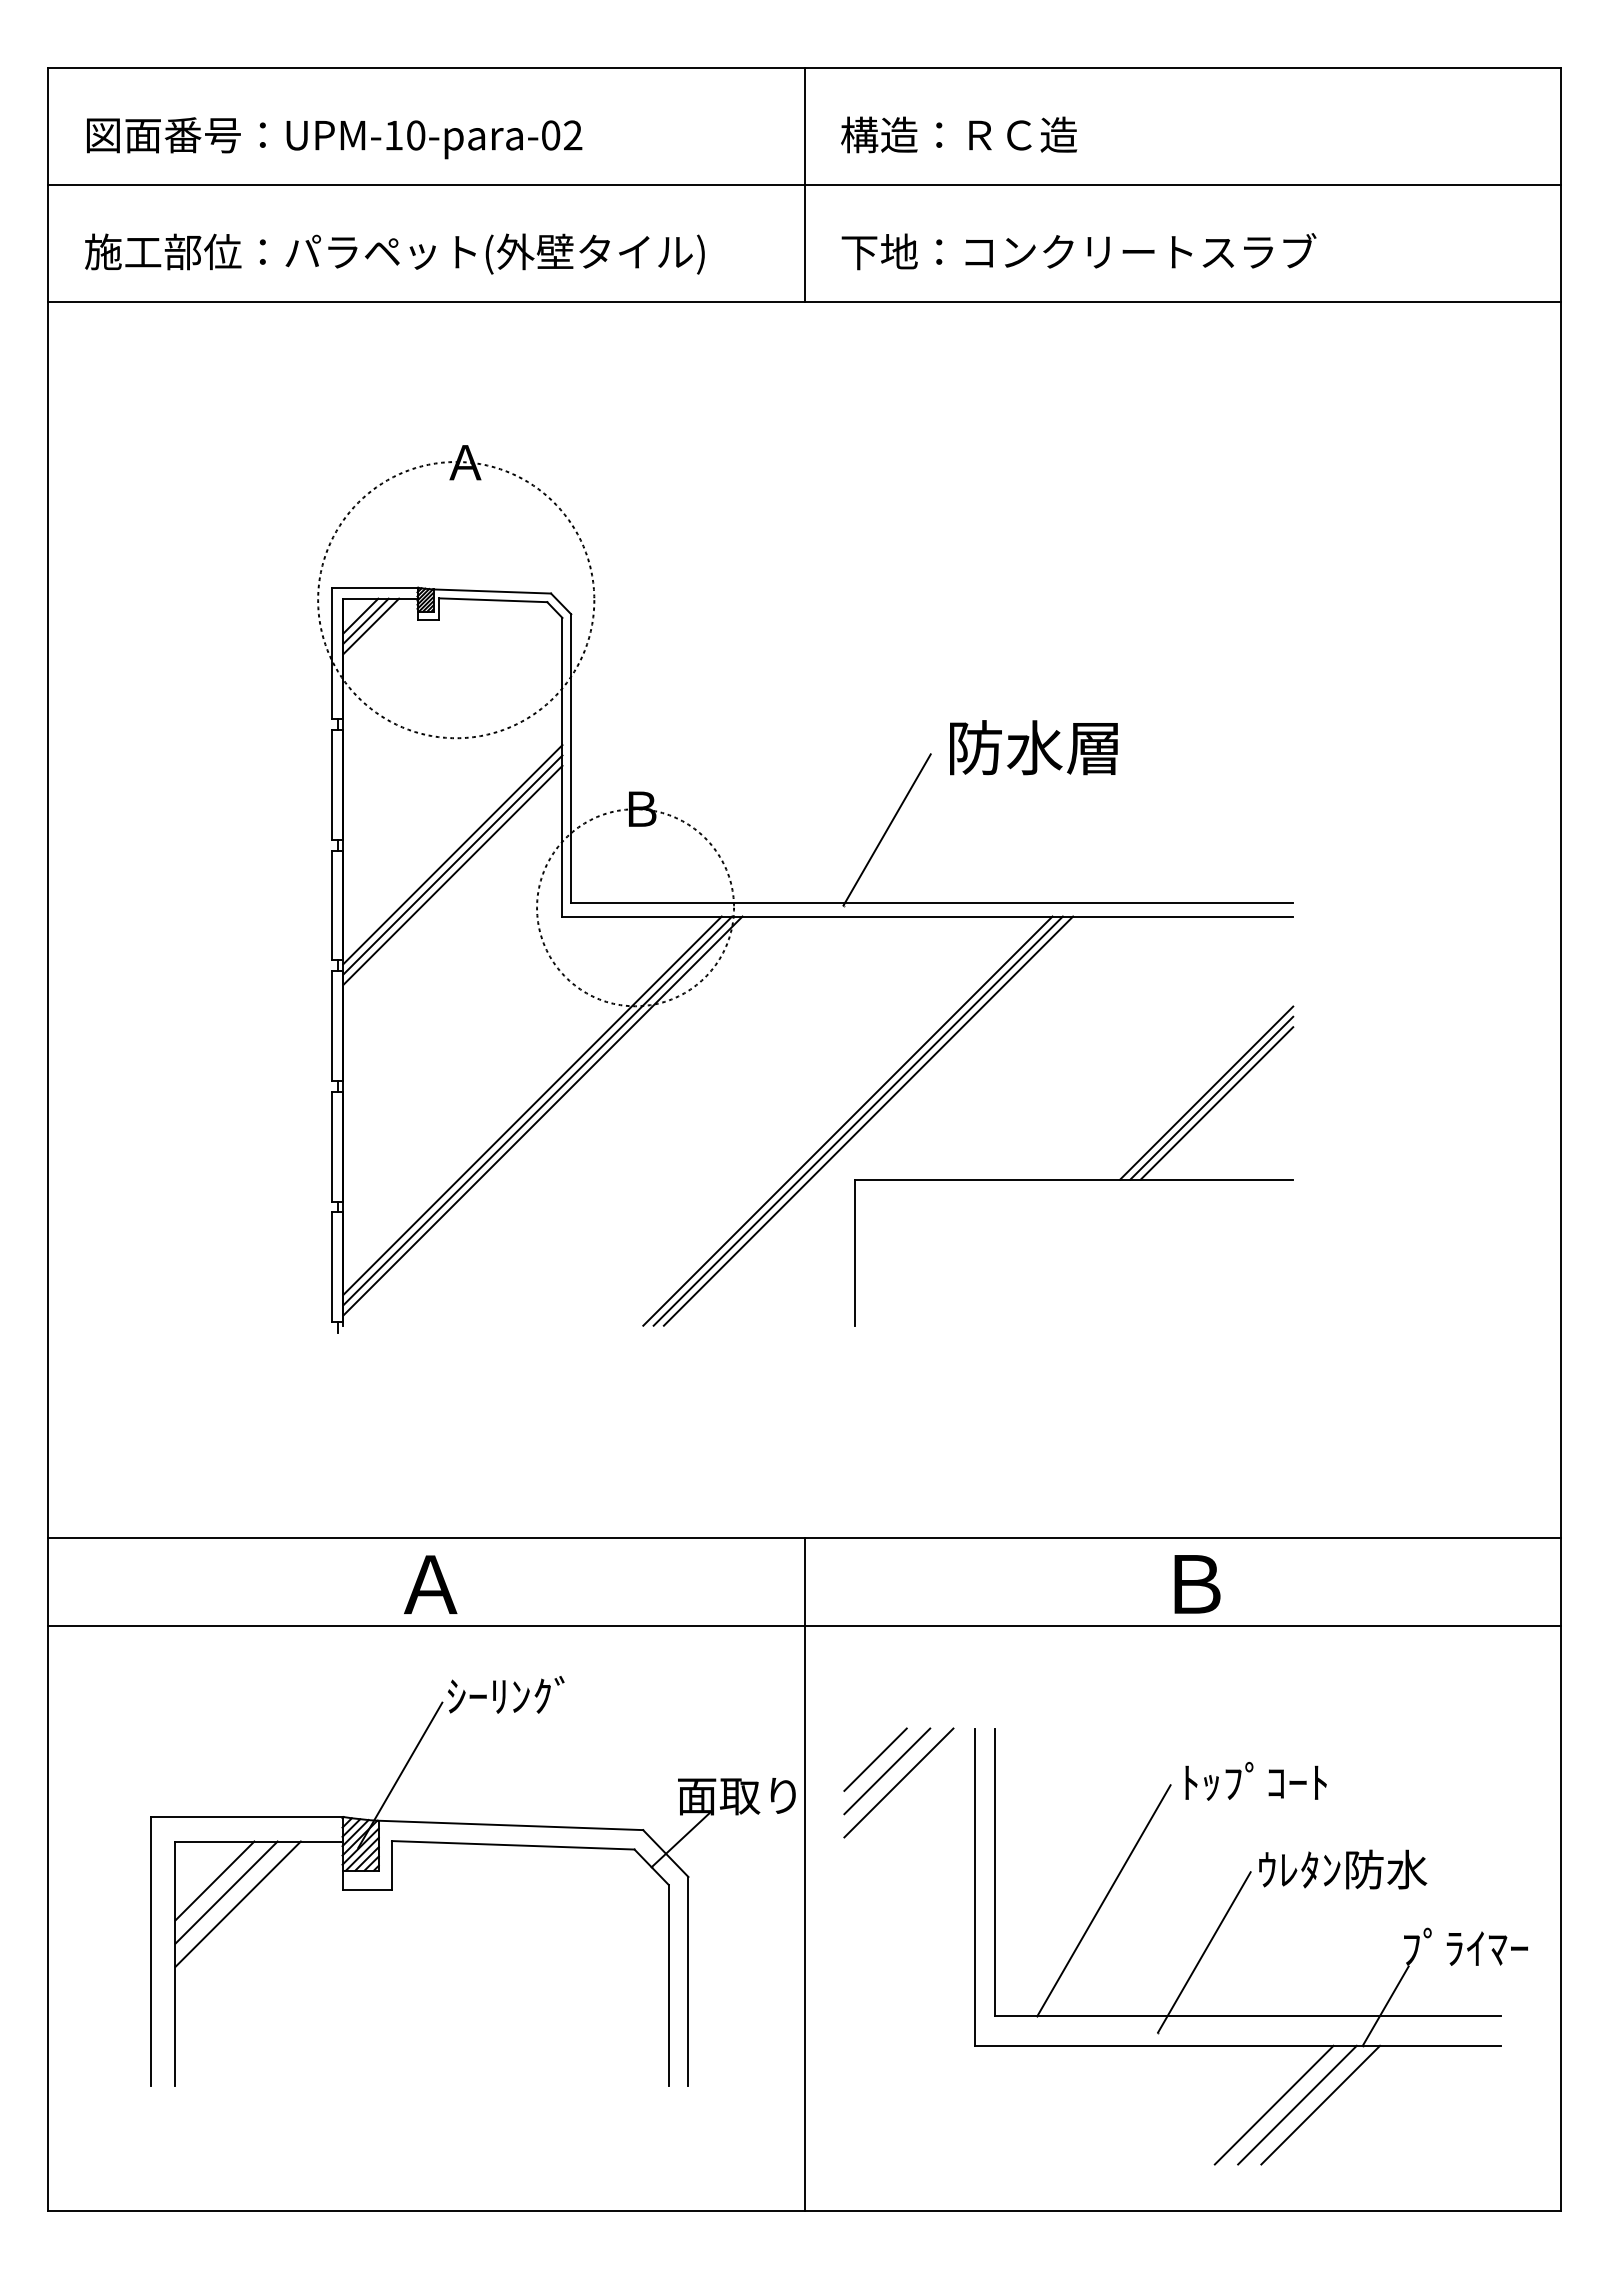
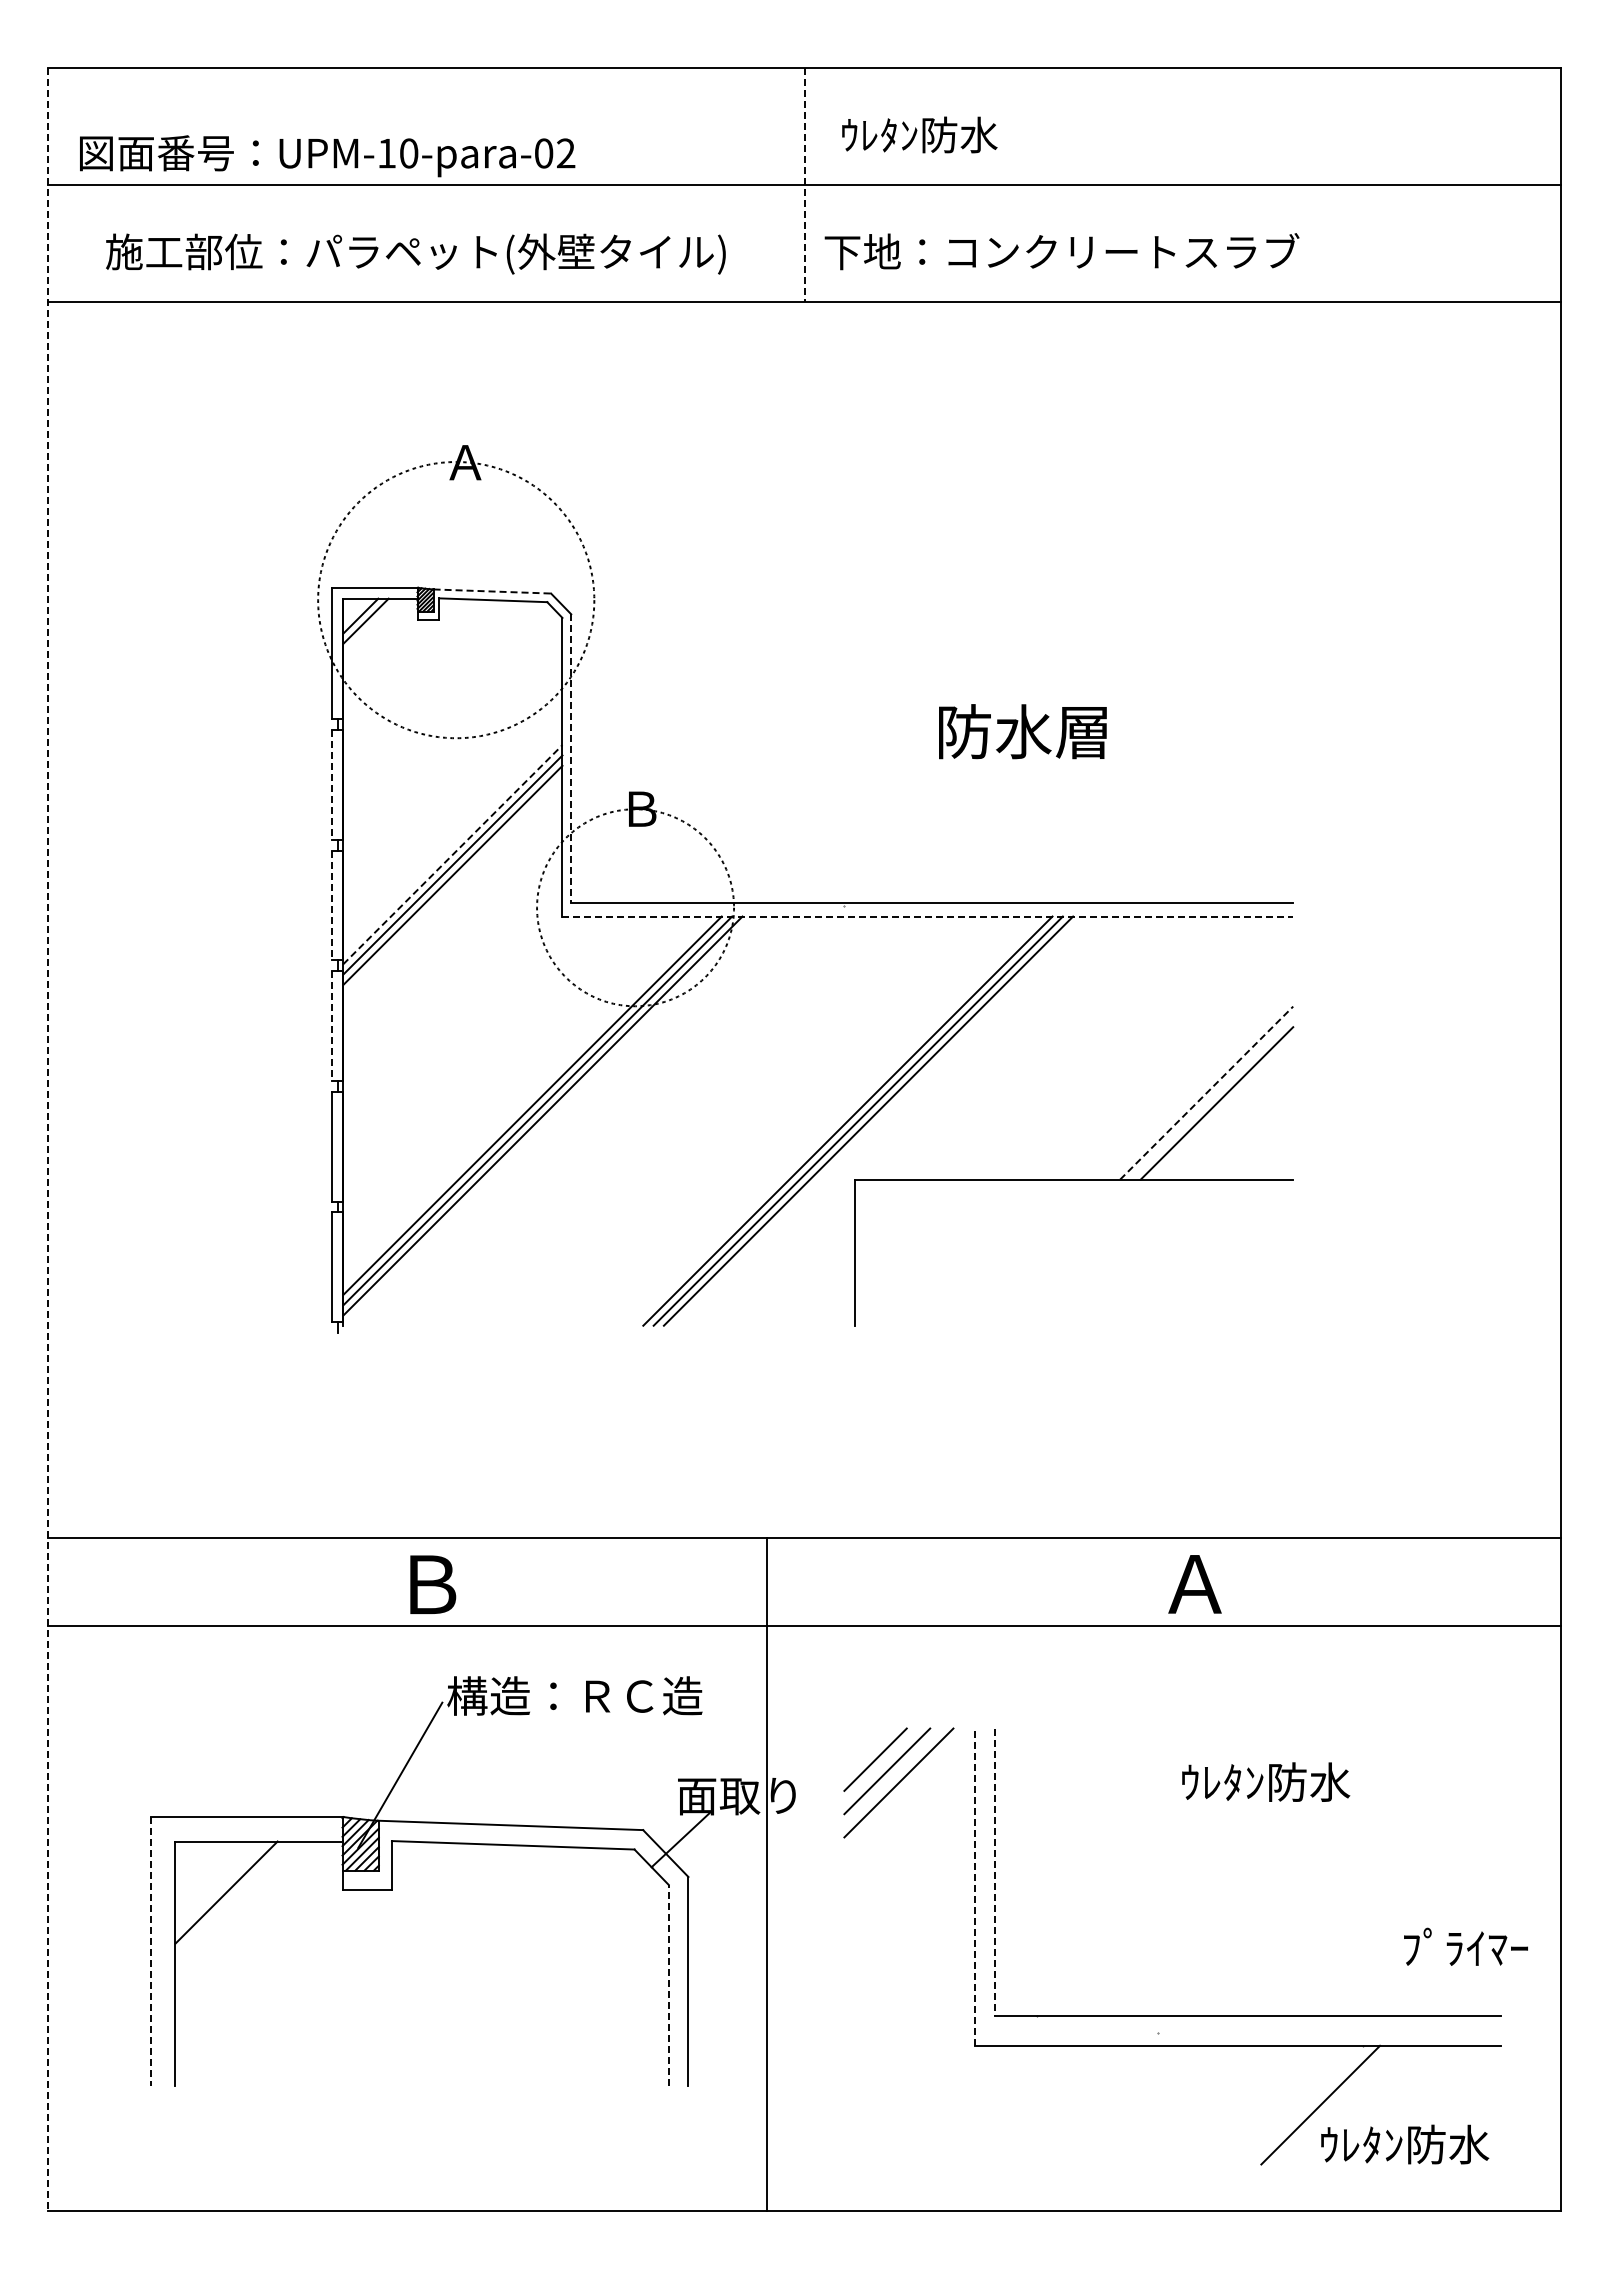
text: 構造：ＲＣ造 -> ｳﾚﾀﾝ防水 (959, 134)
text position: (334, 138) -> (327, 156) (327, 156)
line: solid -> dashed (804, 185)
text position: (1078, 251) -> (1061, 251) (1061, 251)
text position: (394, 253) -> (415, 253) (415, 253)
line: solid -> dashed (492, 591)
line: present -> none (371, 626)
text position: (1033, 747) -> (1022, 731) (1022, 731)
line: solid -> dashed (571, 758)
line: solid -> dashed (332, 785)
line: present -> none (886, 829)
line: solid -> dashed (453, 854)
line: solid -> dashed (332, 905)
line: solid -> dashed (928, 916)
line: solid -> dashed (332, 1026)
line: solid -> dashed (1207, 1092)
line: present -> none (1211, 1097)
line: solid -> dashed (48, 1139)
text: Ａ -> Ｂ (430, 1584)
text: Ｂ -> Ａ (1194, 1584)
text: ｼｰﾘﾝｸﾞ -> 構造：ＲＣ造 (574, 1695)
text: ﾄｯﾌﾟｺｰﾄ -> ｳﾚﾀﾝ防水 (1266, 1781)
text position: (1343, 1869) -> (1405, 2144) (1405, 2144)
line: solid -> dashed (994, 1872)
line position: (804, 1874) -> (766, 1874) (766, 1874)
line: present -> none (214, 1880)
line: solid -> dashed (975, 1887)
line: present -> none (1103, 1900)
line: present -> none (237, 1903)
line: solid -> dashed (150, 1951)
line: present -> none (1204, 1952)
line: solid -> dashed (668, 1985)
line: present -> none (1385, 2005)
line: present -> none (1273, 2104)
line: present -> none (1297, 2104)
